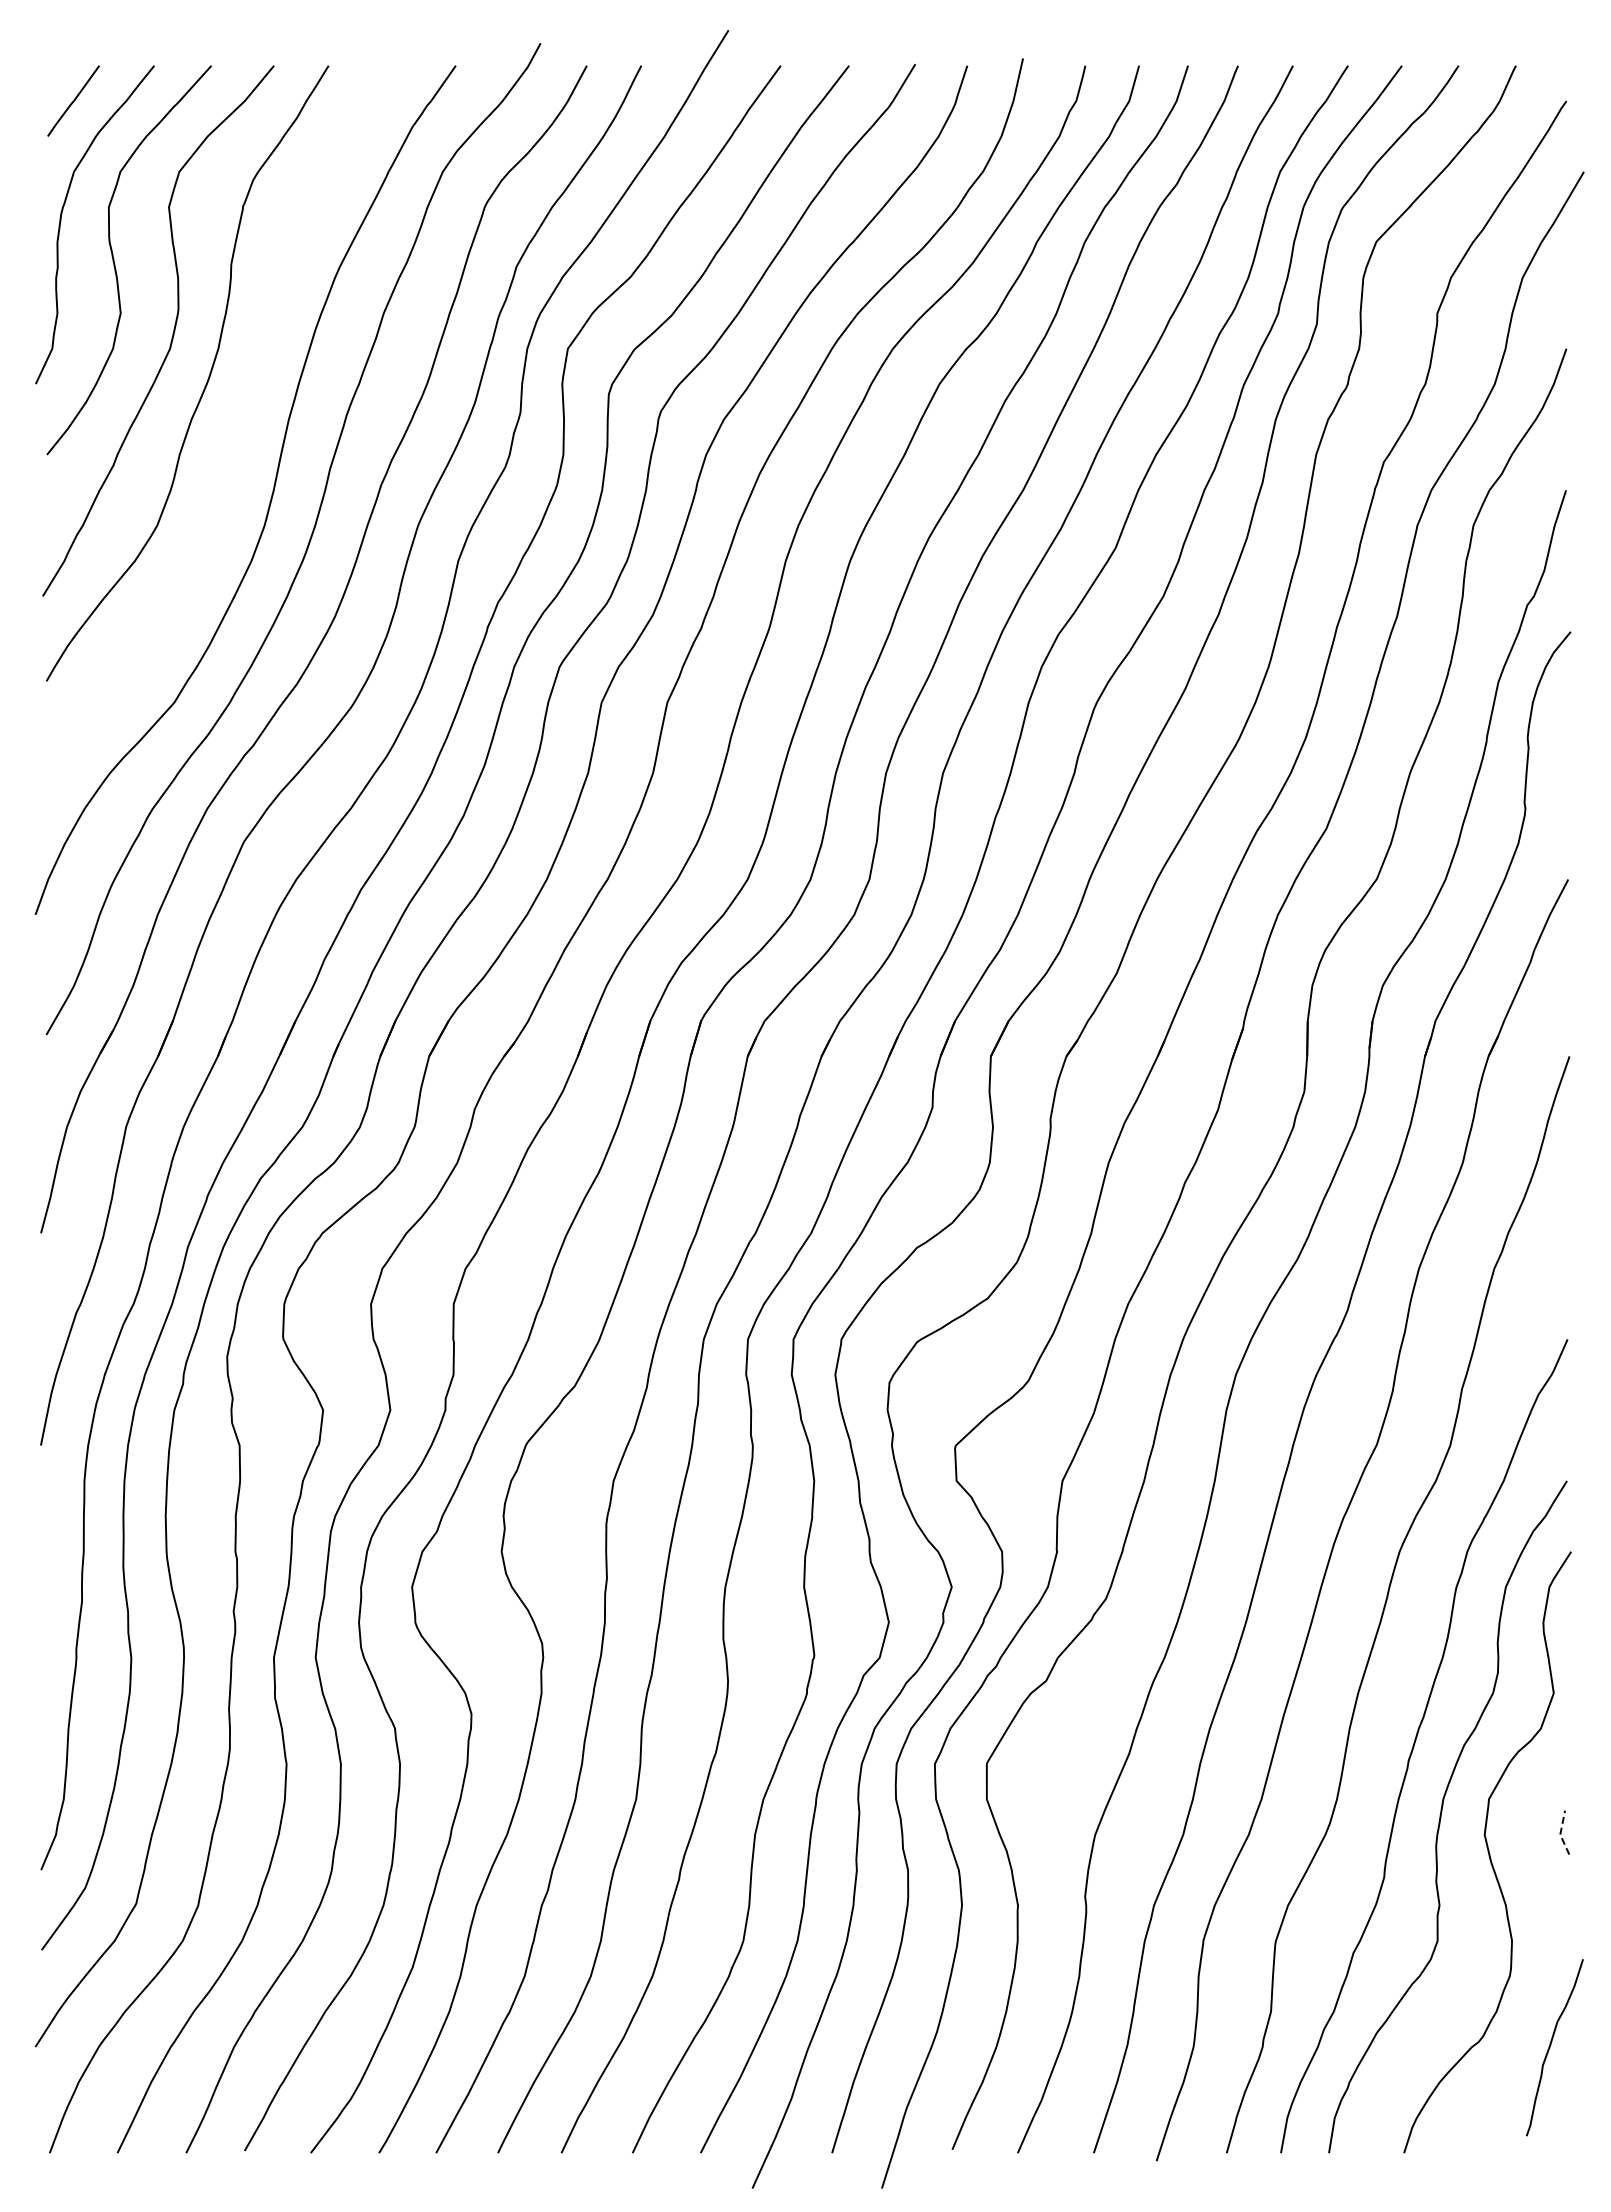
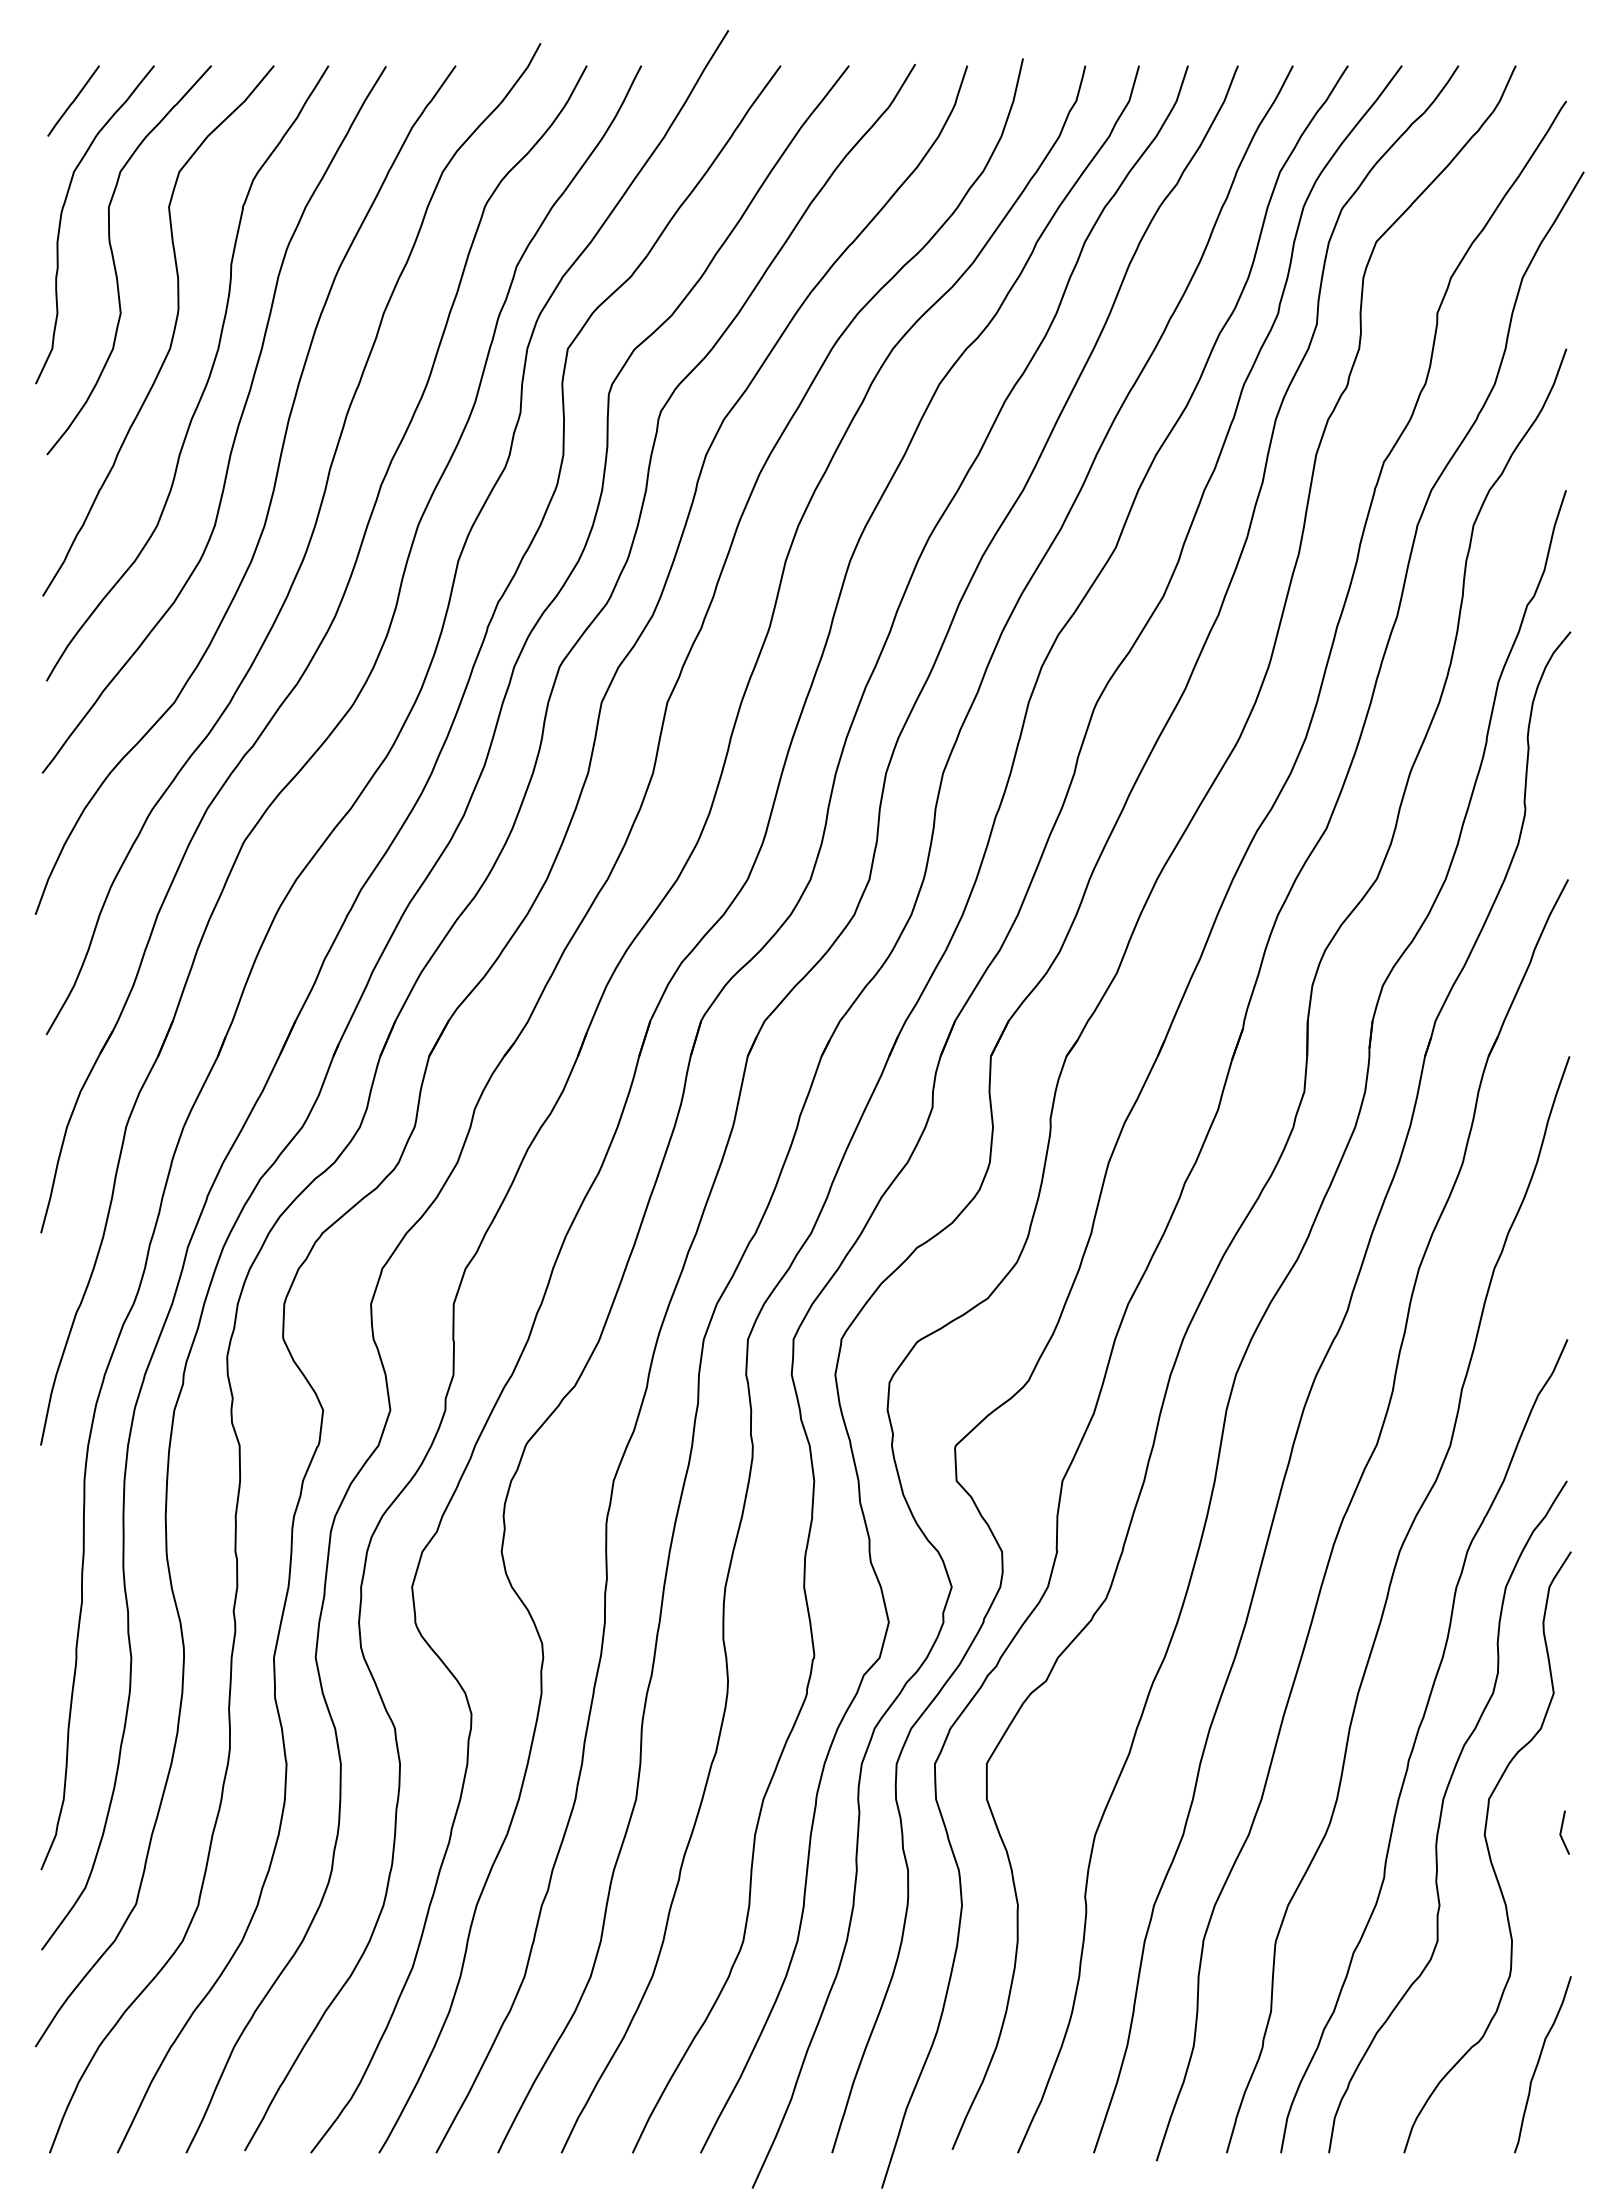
curve: none -> present (236, 428)
line: dashed -> solid (1560, 1833)
curve position: (1551, 2045) -> (1539, 2062) (1539, 2062)
